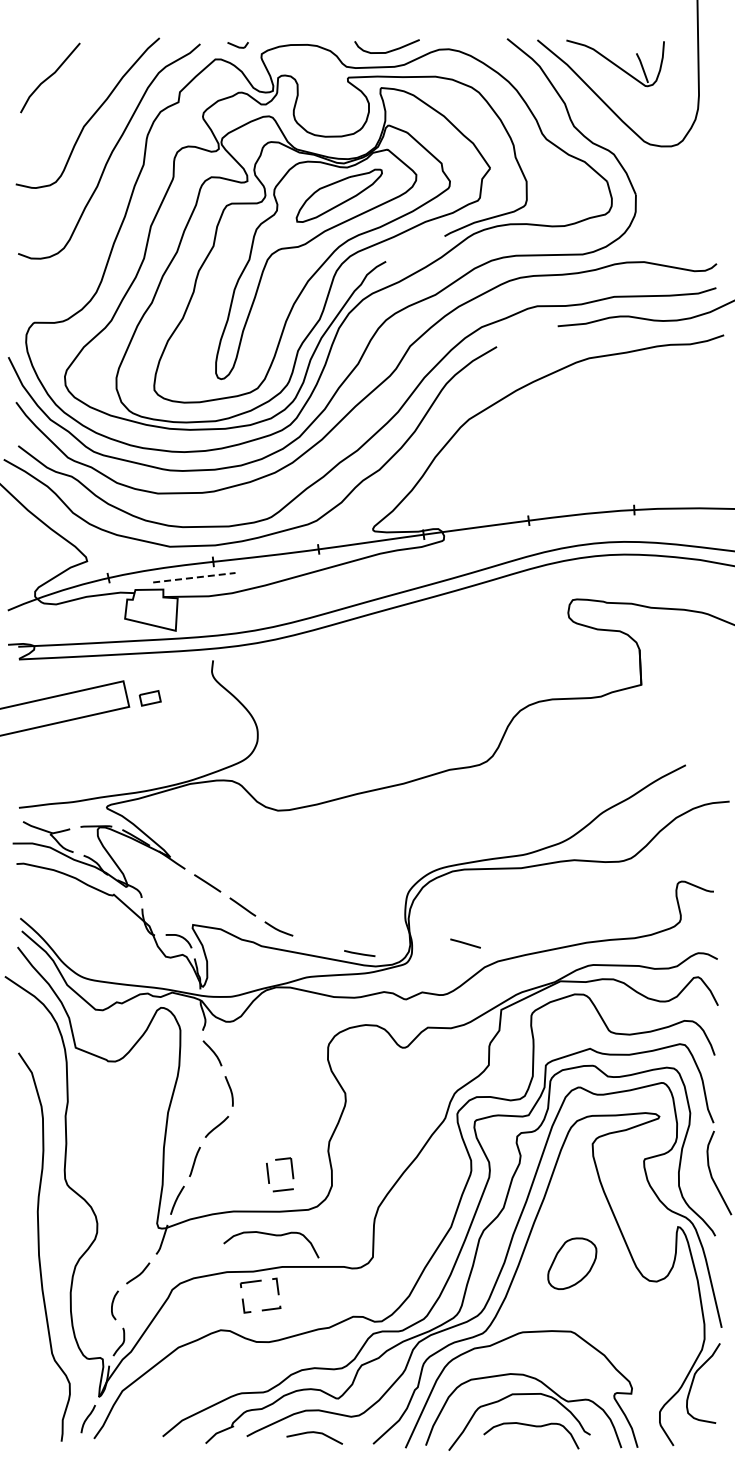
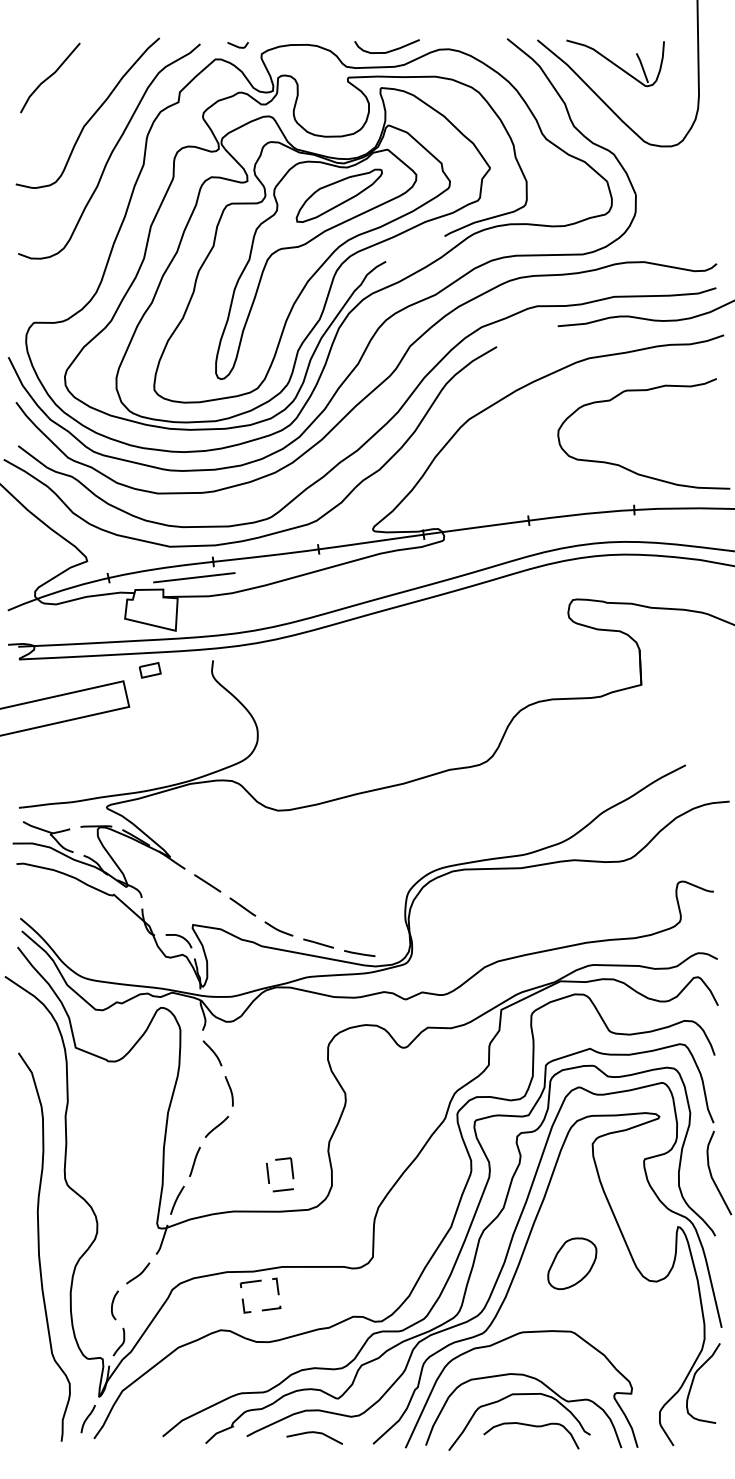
curve: none -> present (626, 467)
line: dashed -> solid (194, 577)
part position: (149, 698) -> (149, 670) (149, 670)
line position: (465, 943) -> (318, 943) (318, 943)
curve: present -> none (275, 1236)
